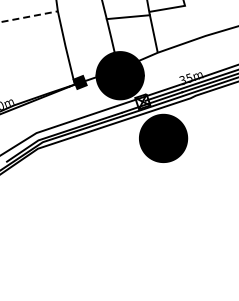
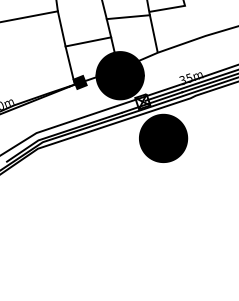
line: dashed -> solid (29, 16)
line: none -> present (88, 41)
